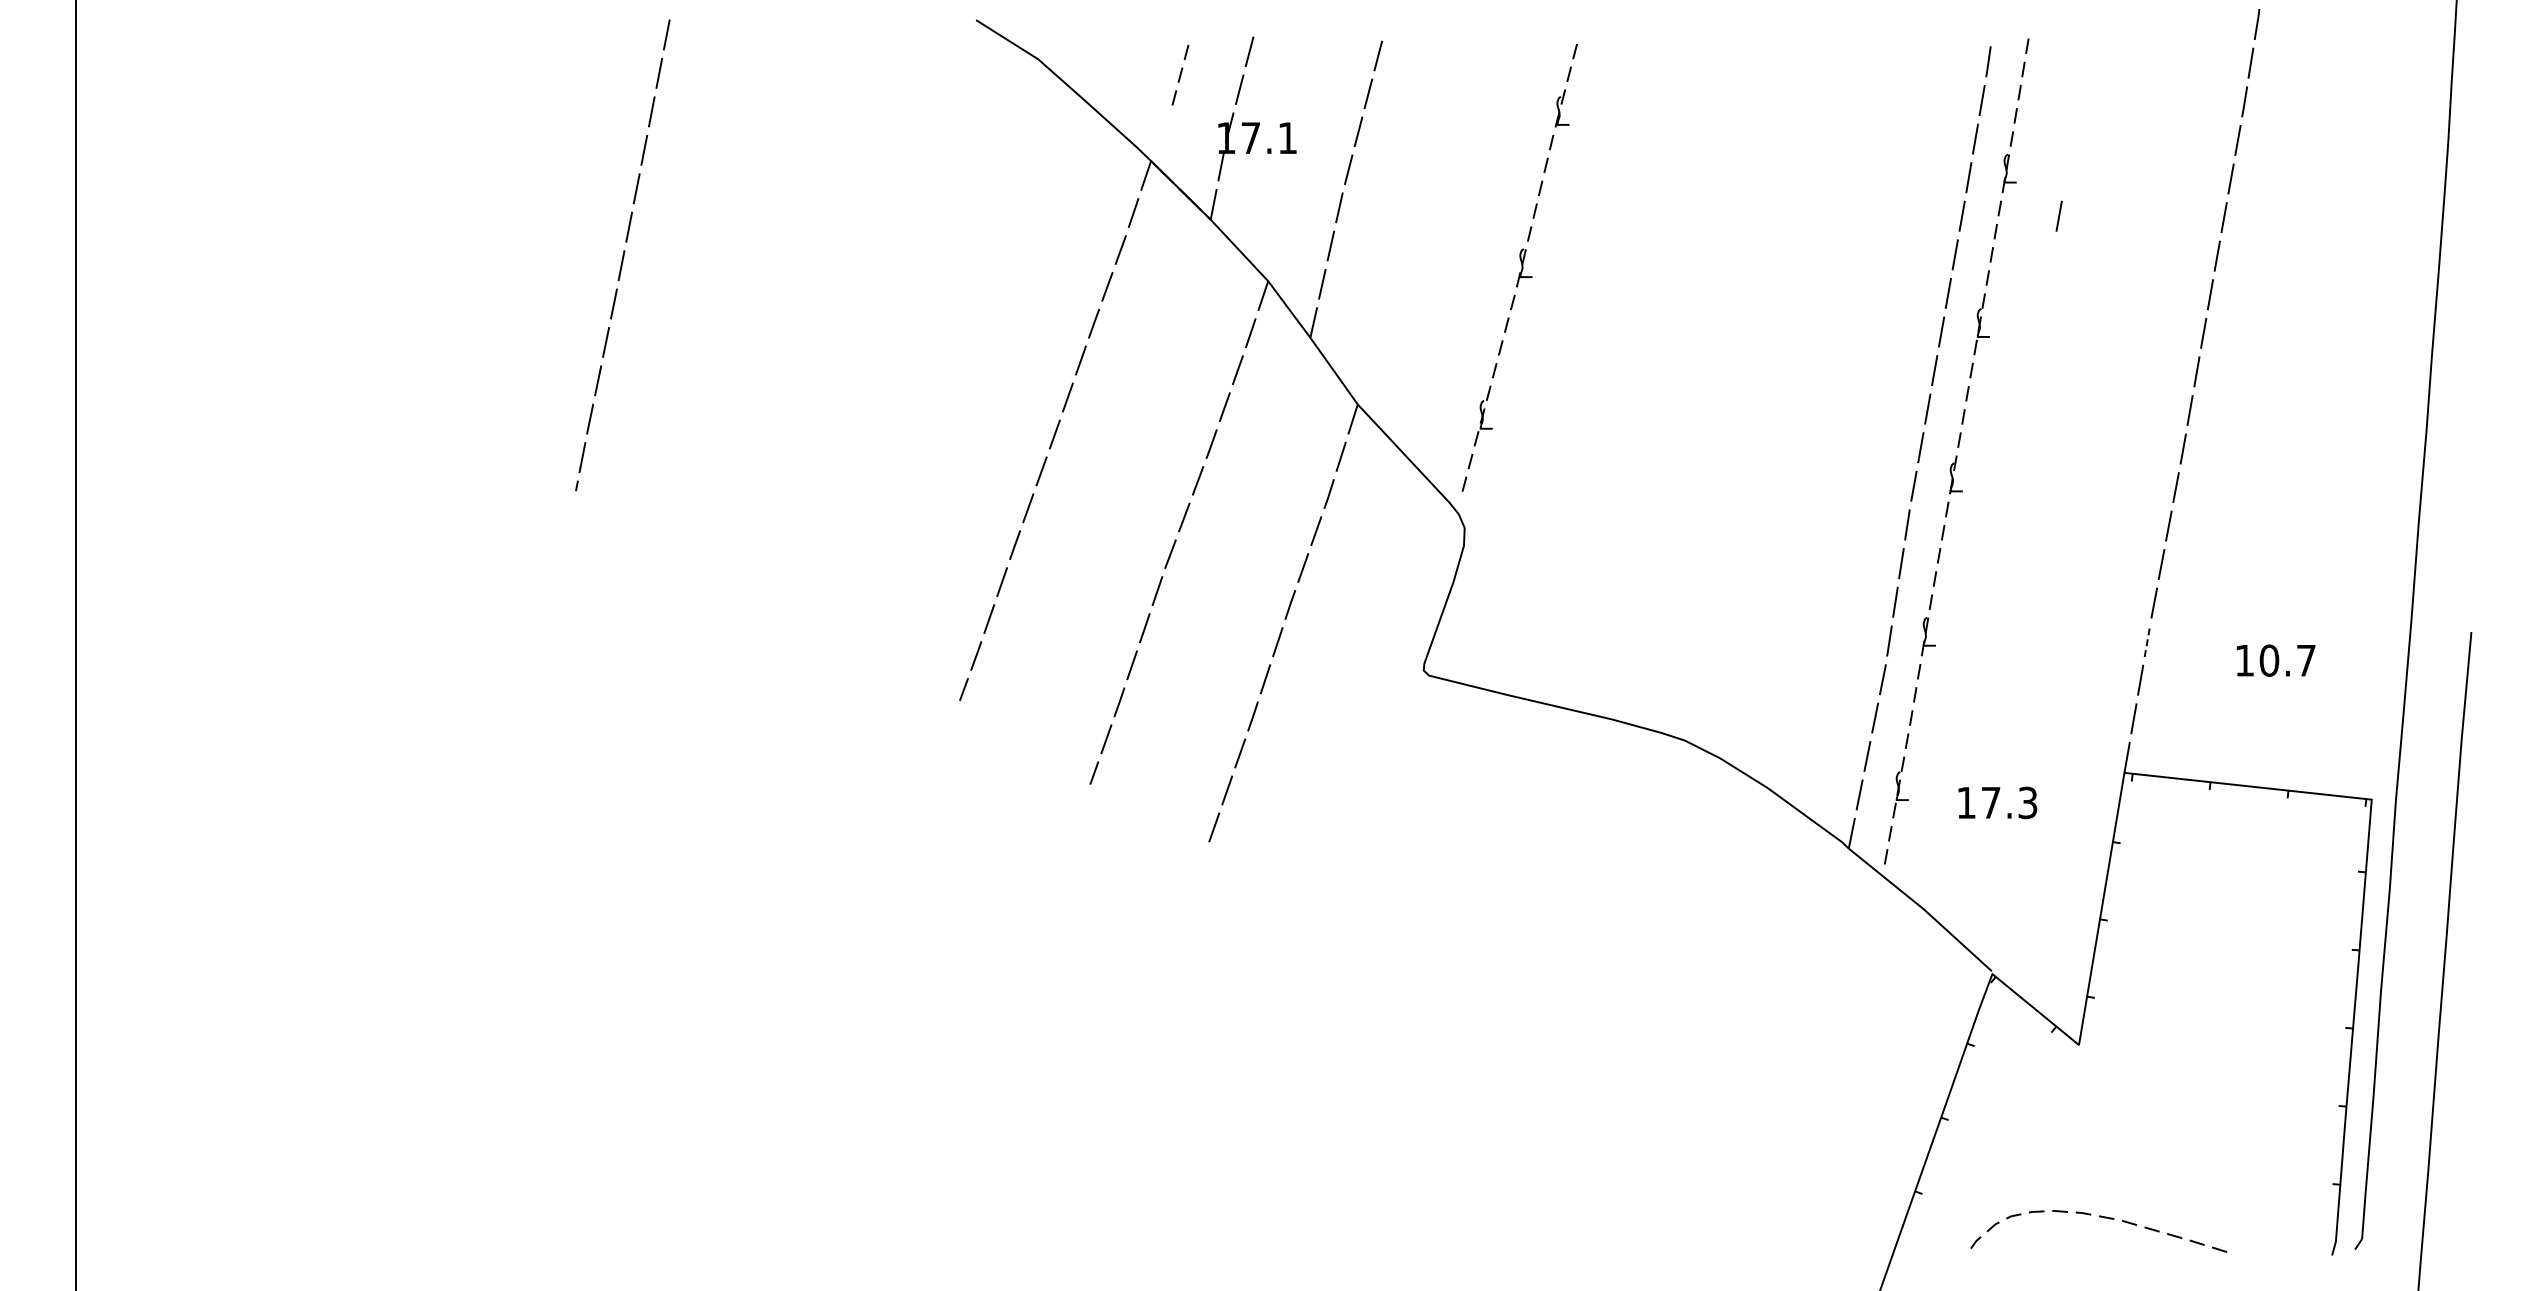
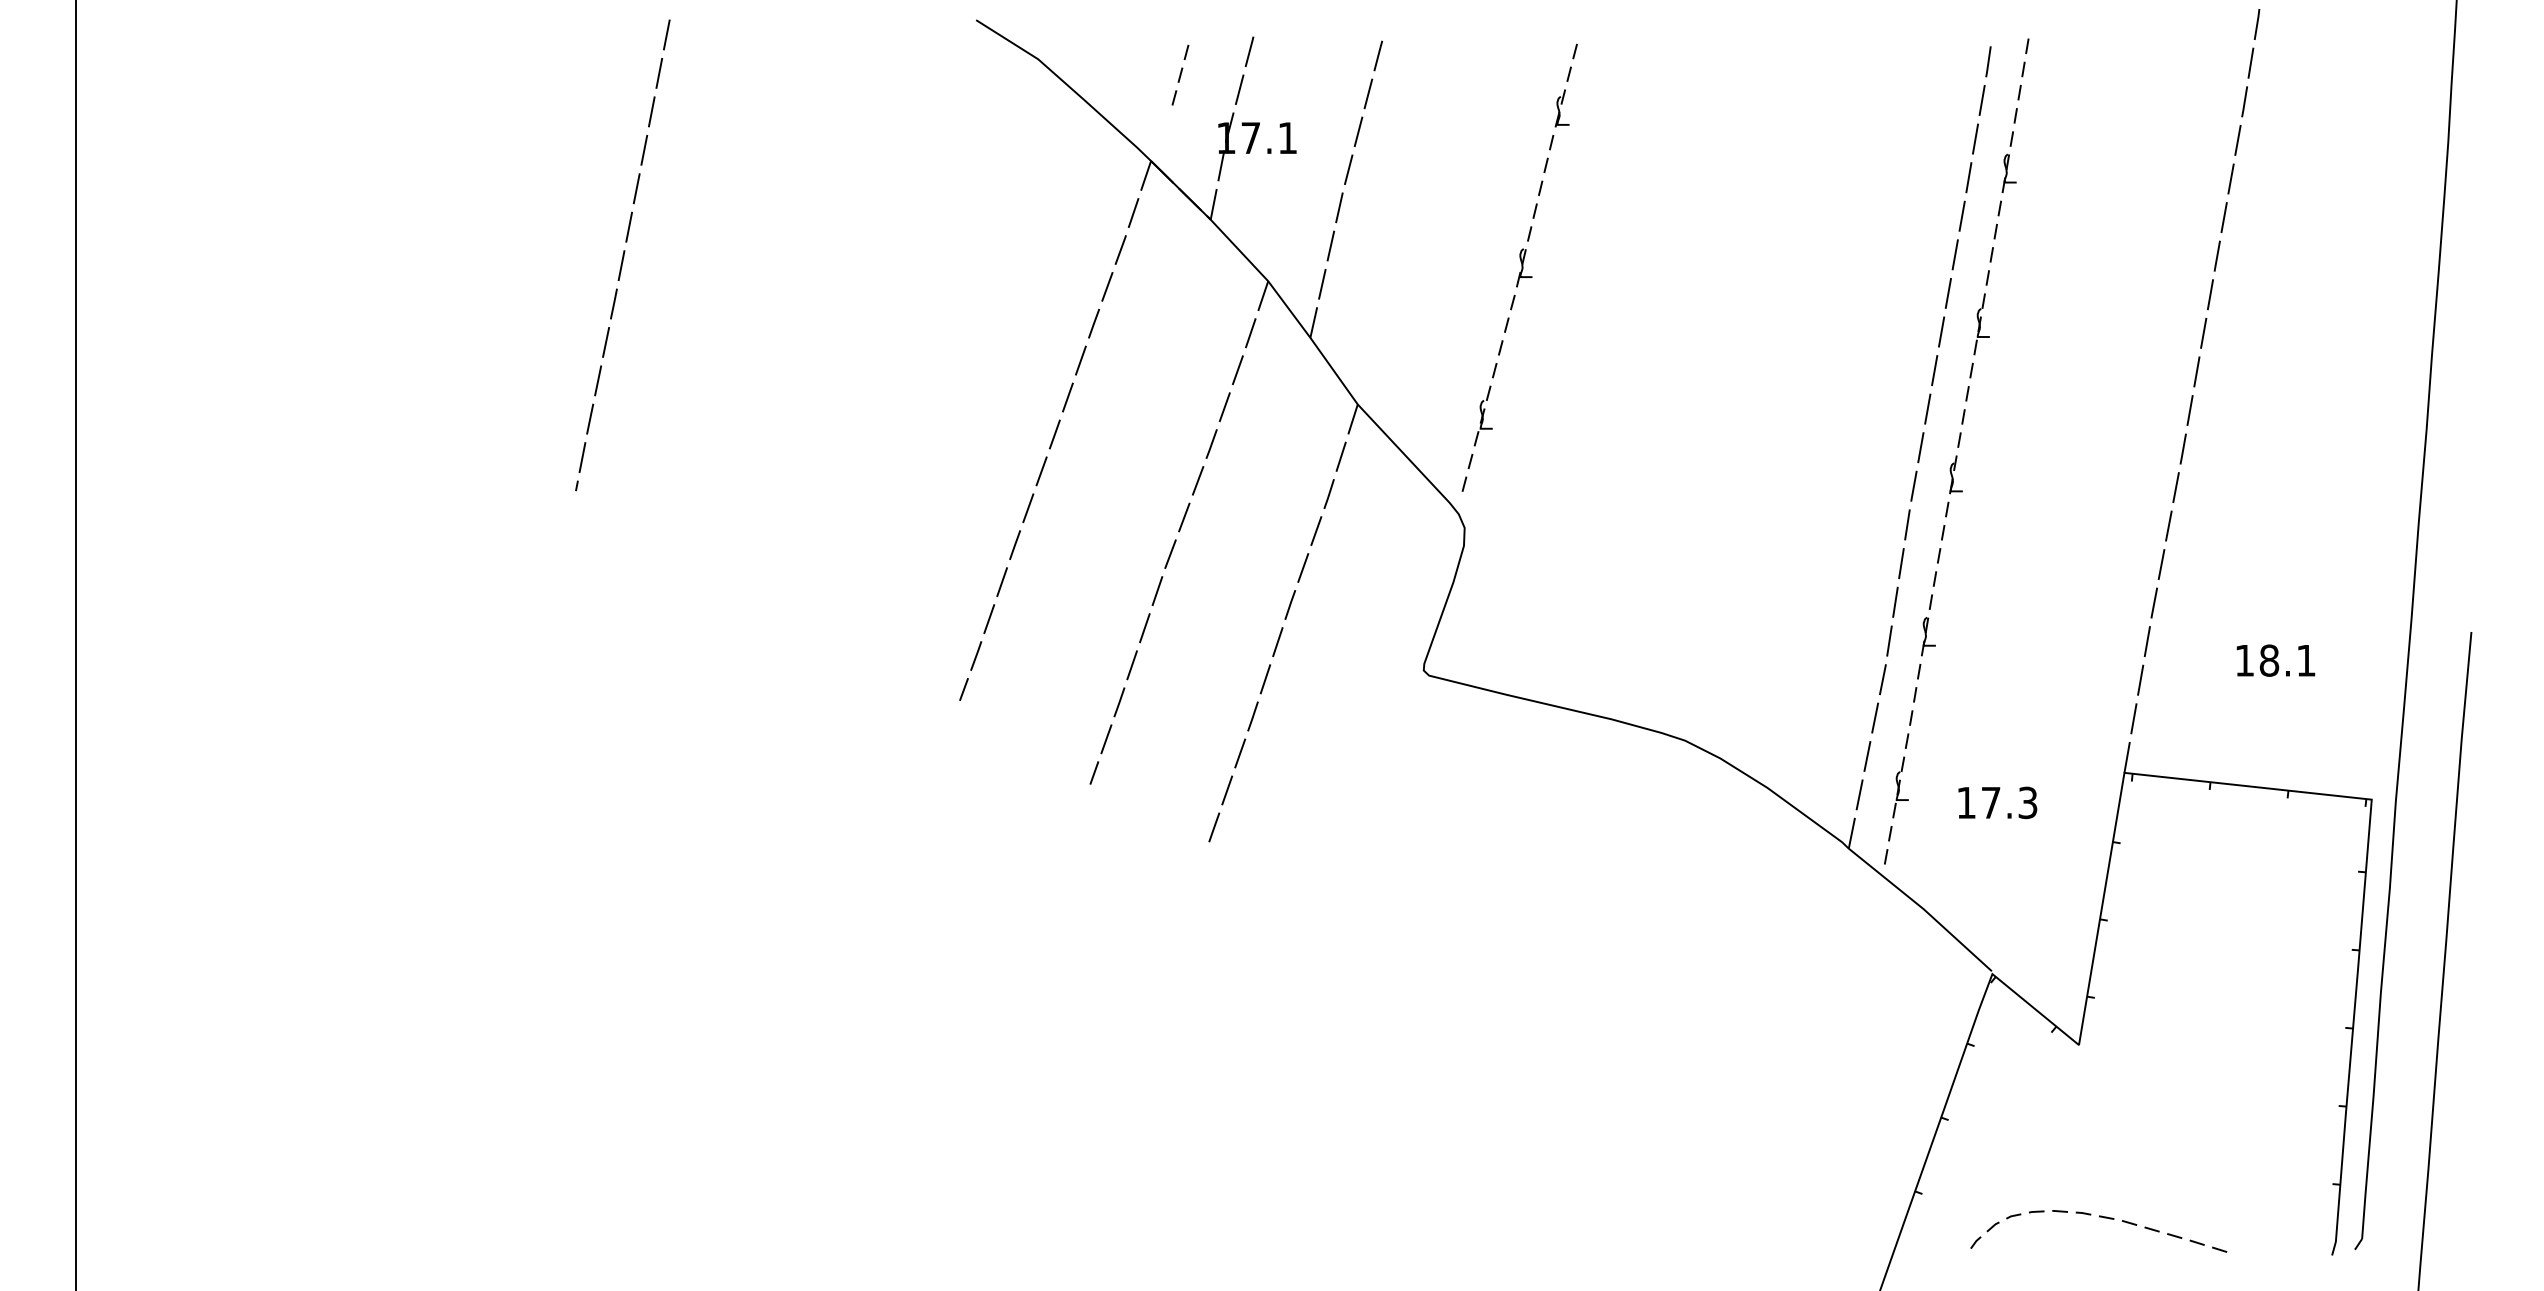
line: present -> none (2058, 215)
line: dashed -> solid (2147, 641)
text: 10.7 -> 18.1 (2287, 660)
